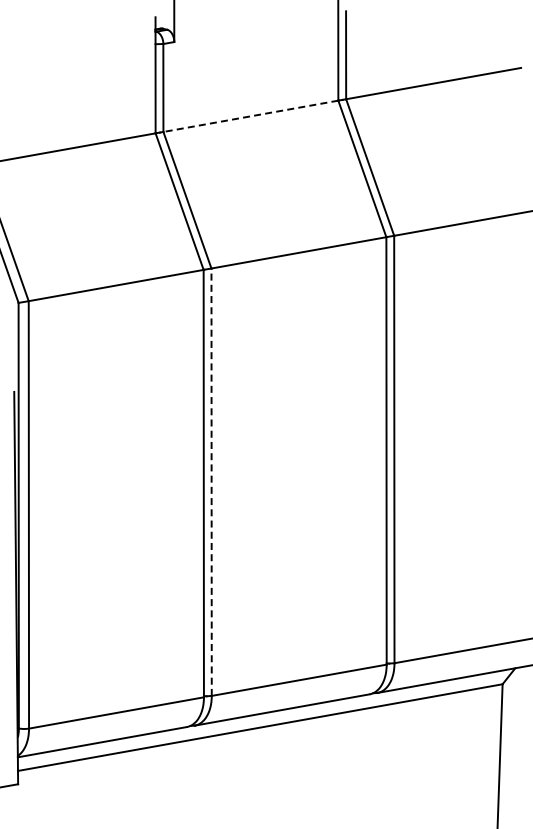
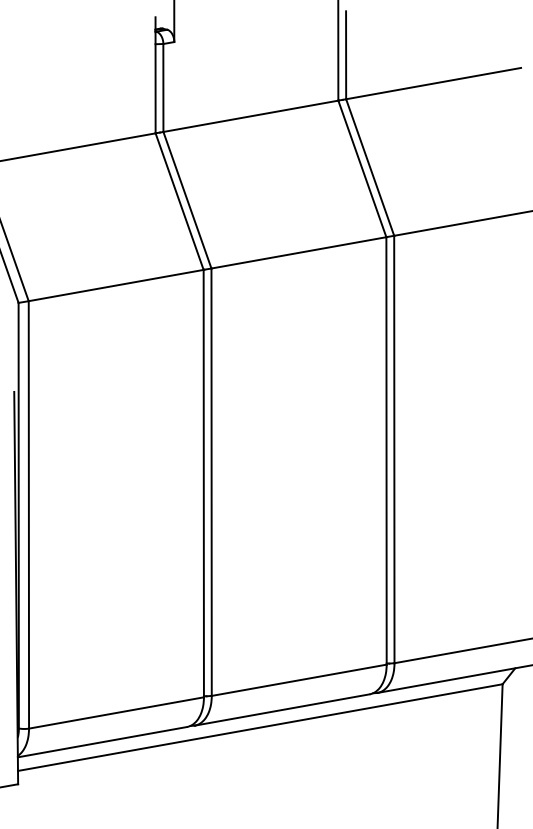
line: dashed -> solid (250, 116)
line: dashed -> solid (211, 482)
